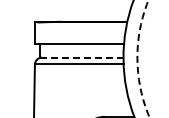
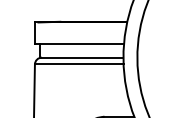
line: dashed -> solid (81, 57)
arc: dashed -> solid (137, 58)
